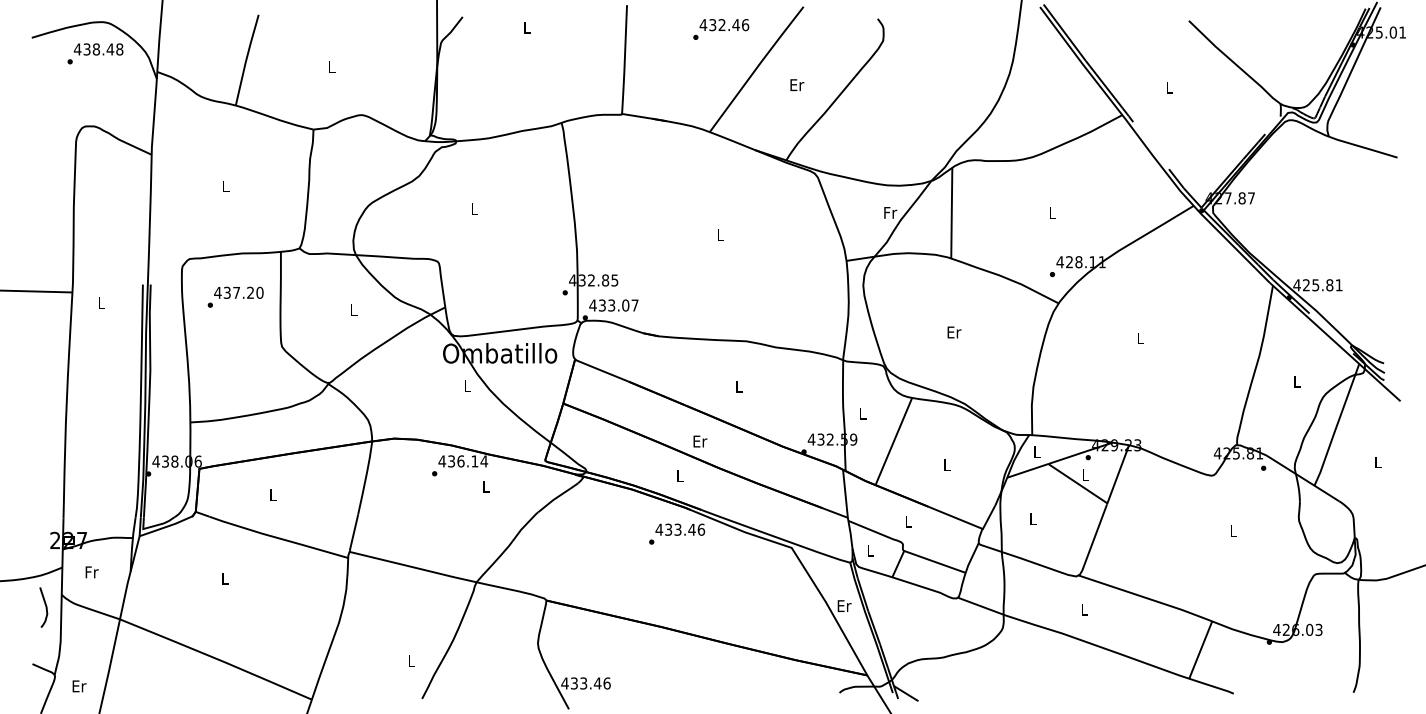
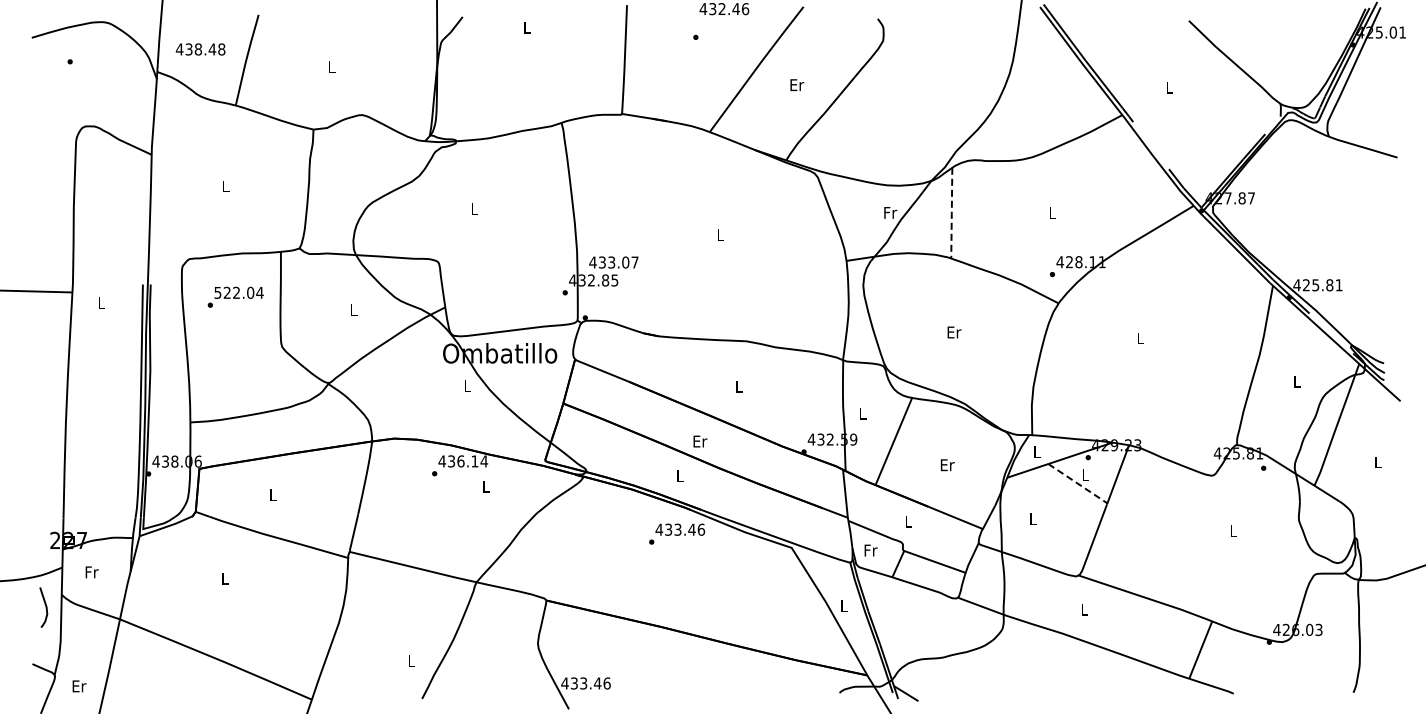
text position: (724, 25) -> (724, 9) (724, 9)
text position: (98, 49) -> (200, 49) (200, 49)
line: solid -> dashed (951, 213)
text: 437.20 -> 522.04 (238, 292)
text position: (613, 305) -> (613, 262) (613, 262)
text: L -> Er (947, 465)
line: solid -> dashed (1078, 483)
text: L -> Fr (870, 550)
text: Er -> L (844, 605)
